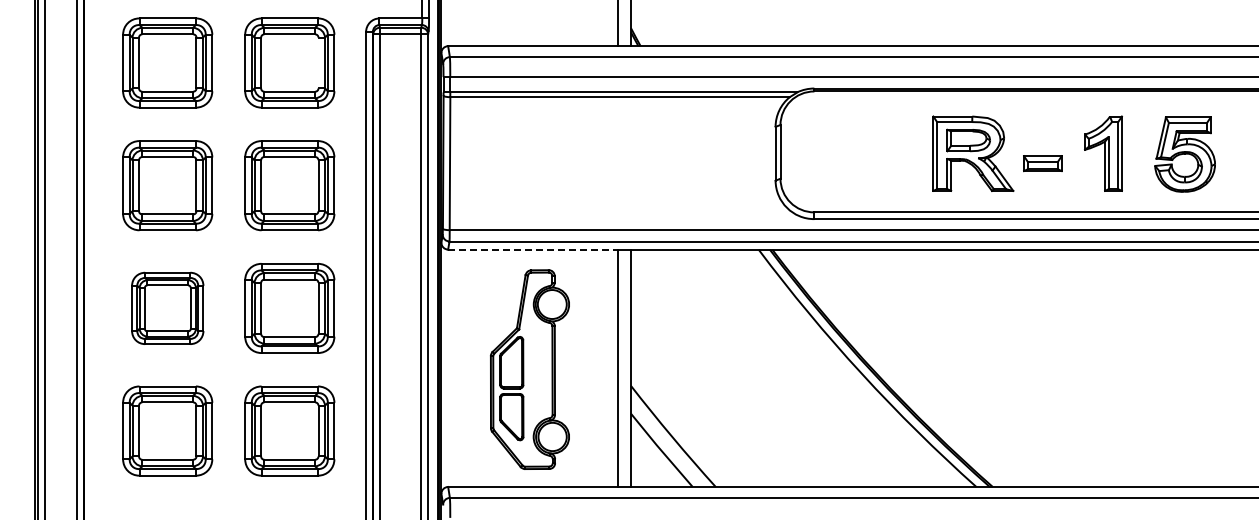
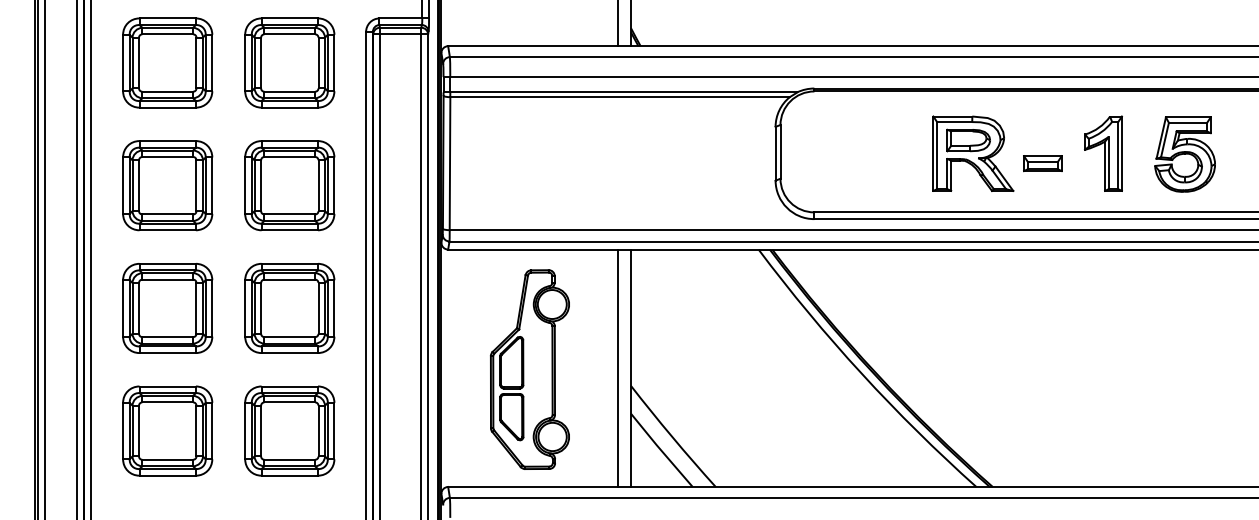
line: none -> present (318, 62)
line: dashed -> solid (532, 249)
line: none -> present (90, 259)
part size: 74x74 px -> 92x91 px (167, 308)
